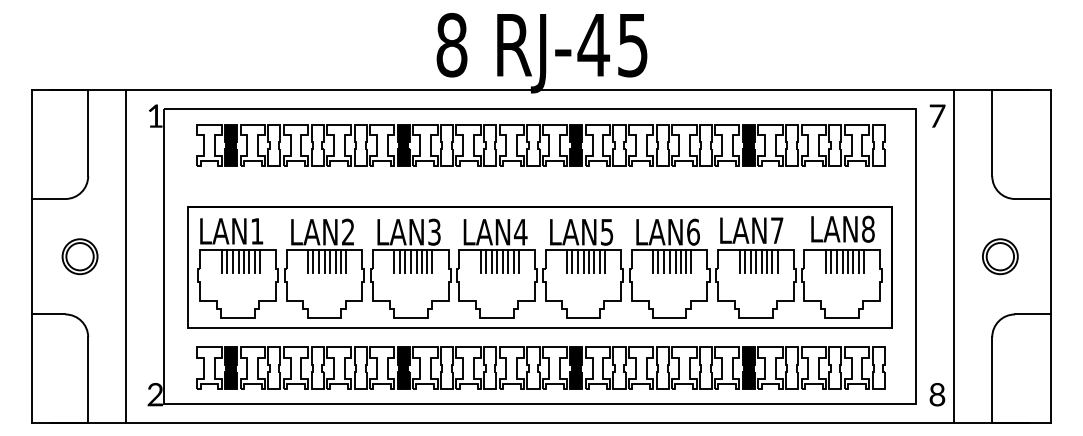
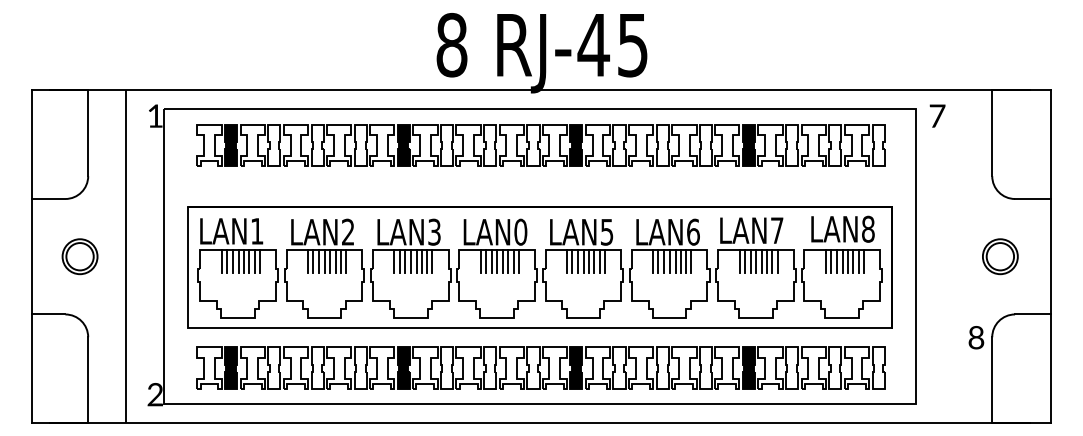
text: LAN4 -> LAN0 (520, 231)
line: present -> none (954, 256)
text position: (937, 394) -> (976, 337) (976, 337)
